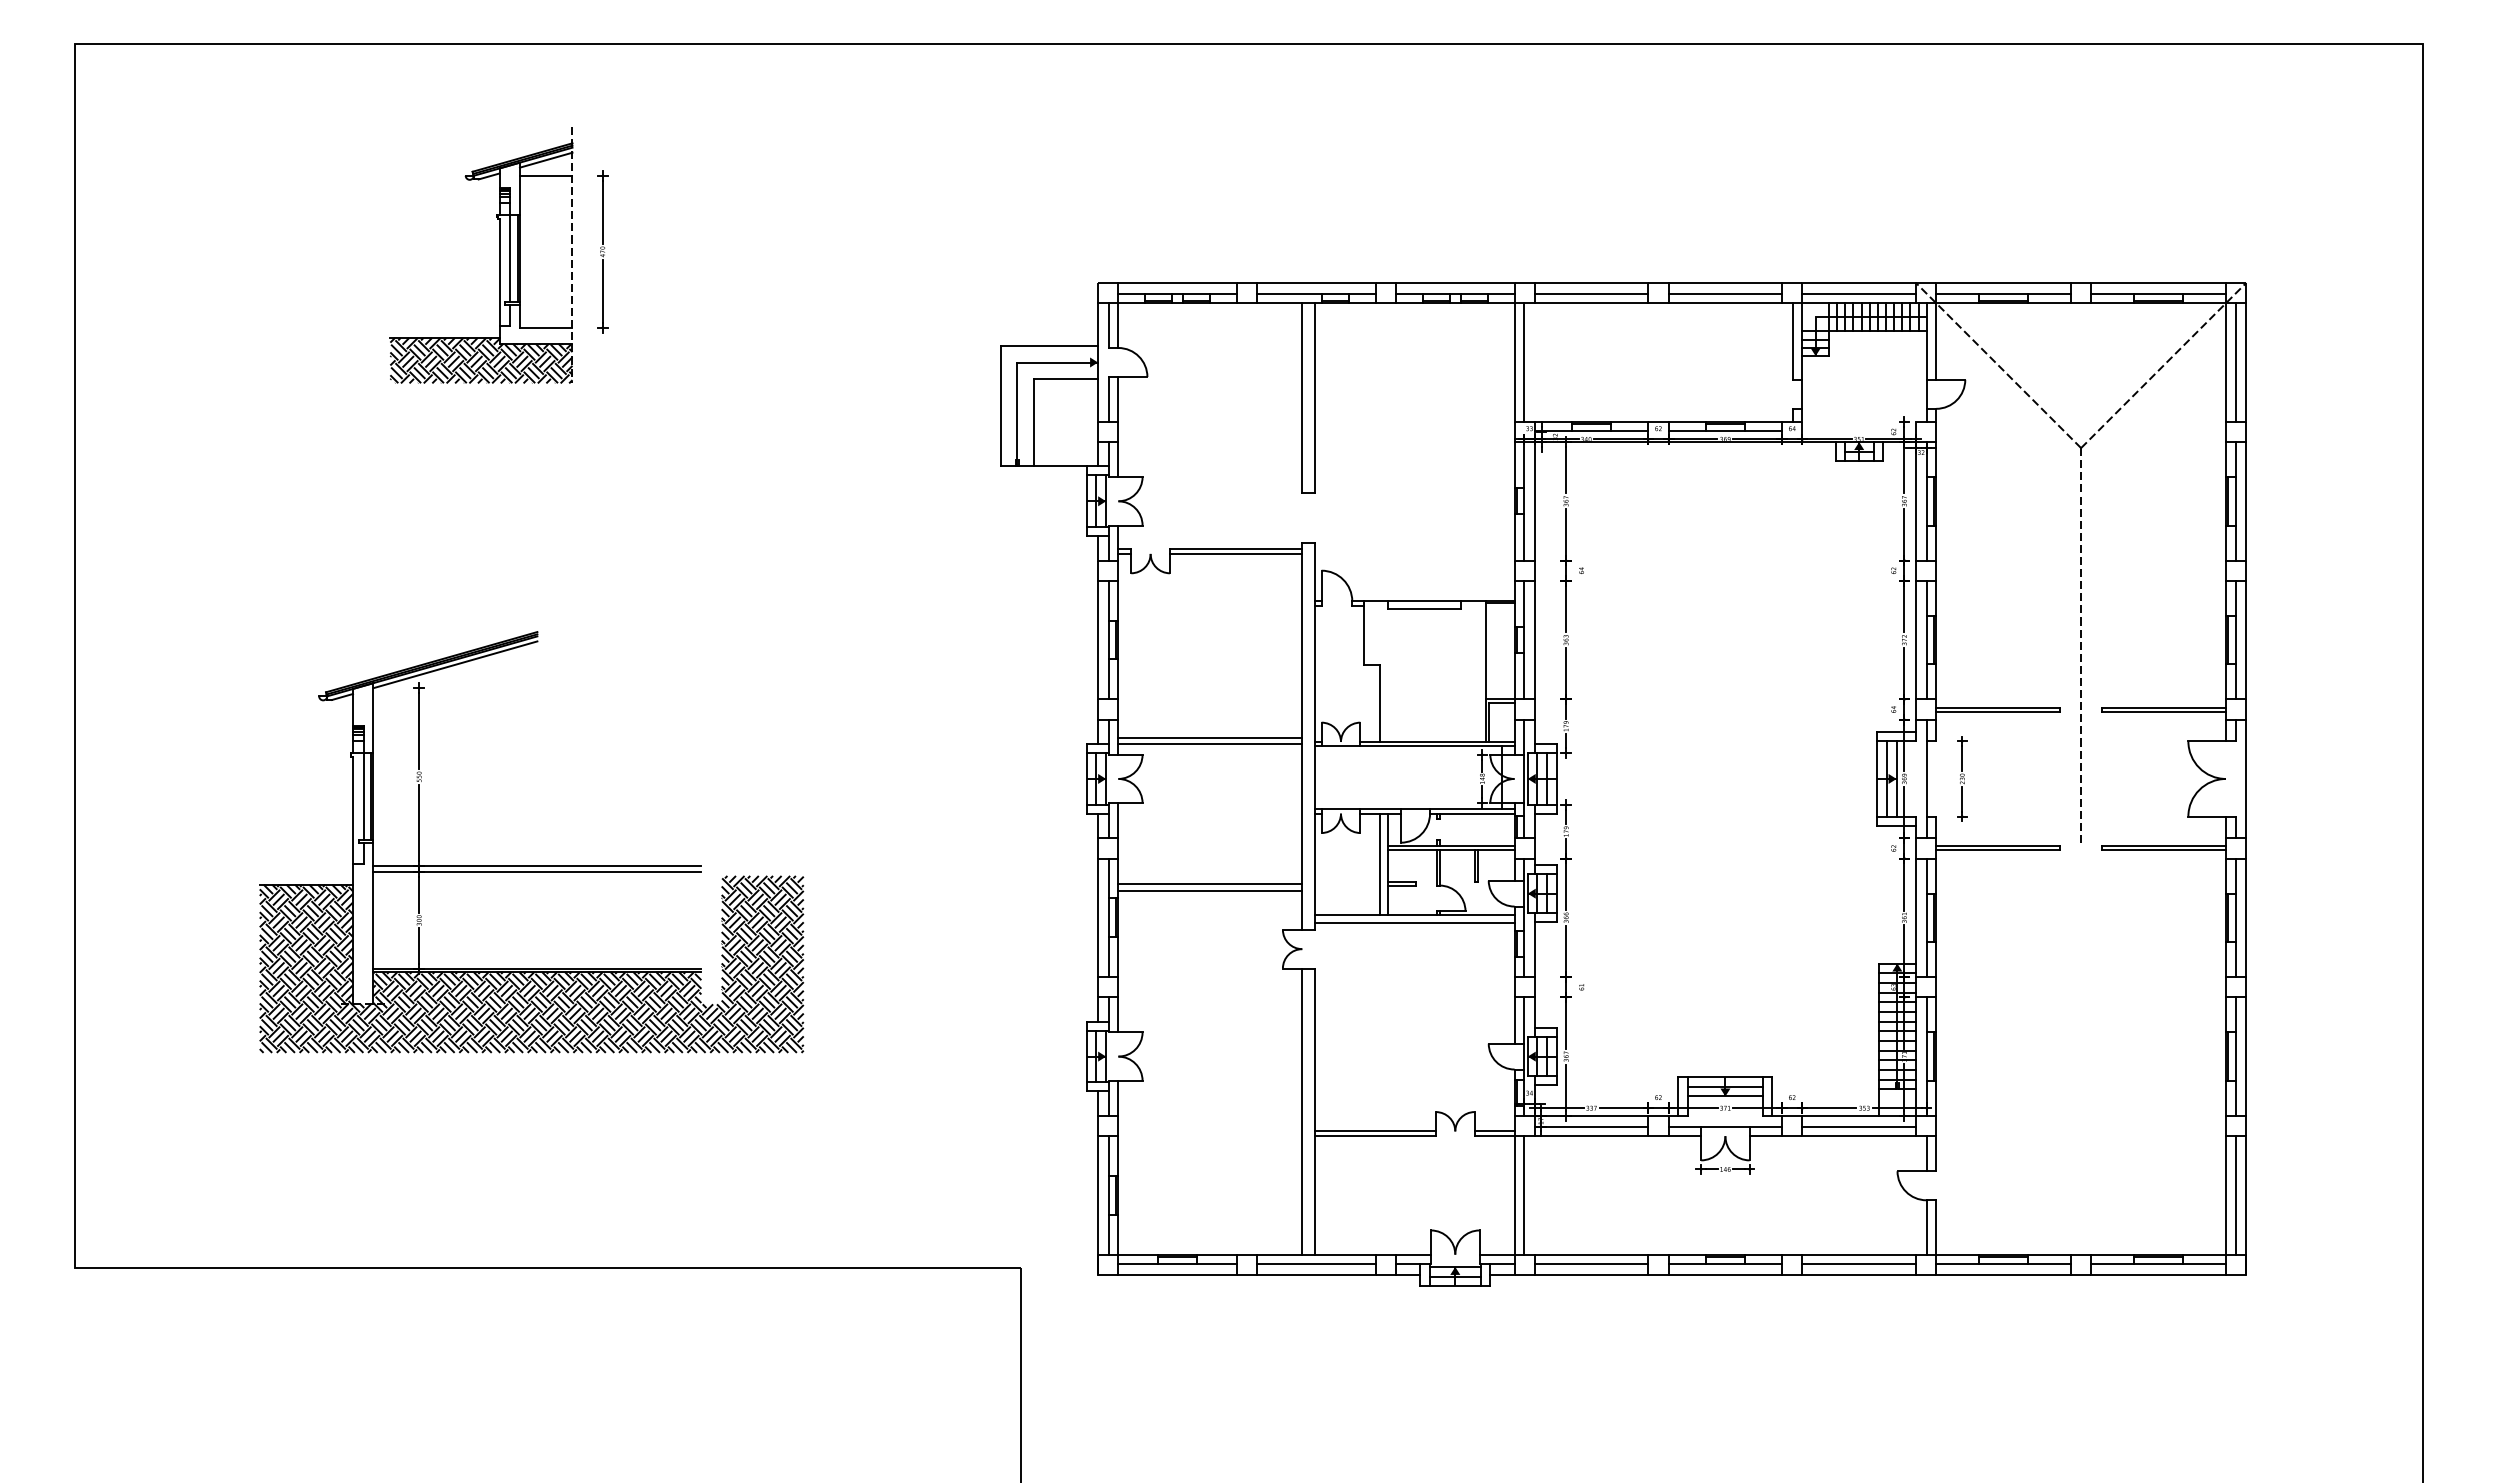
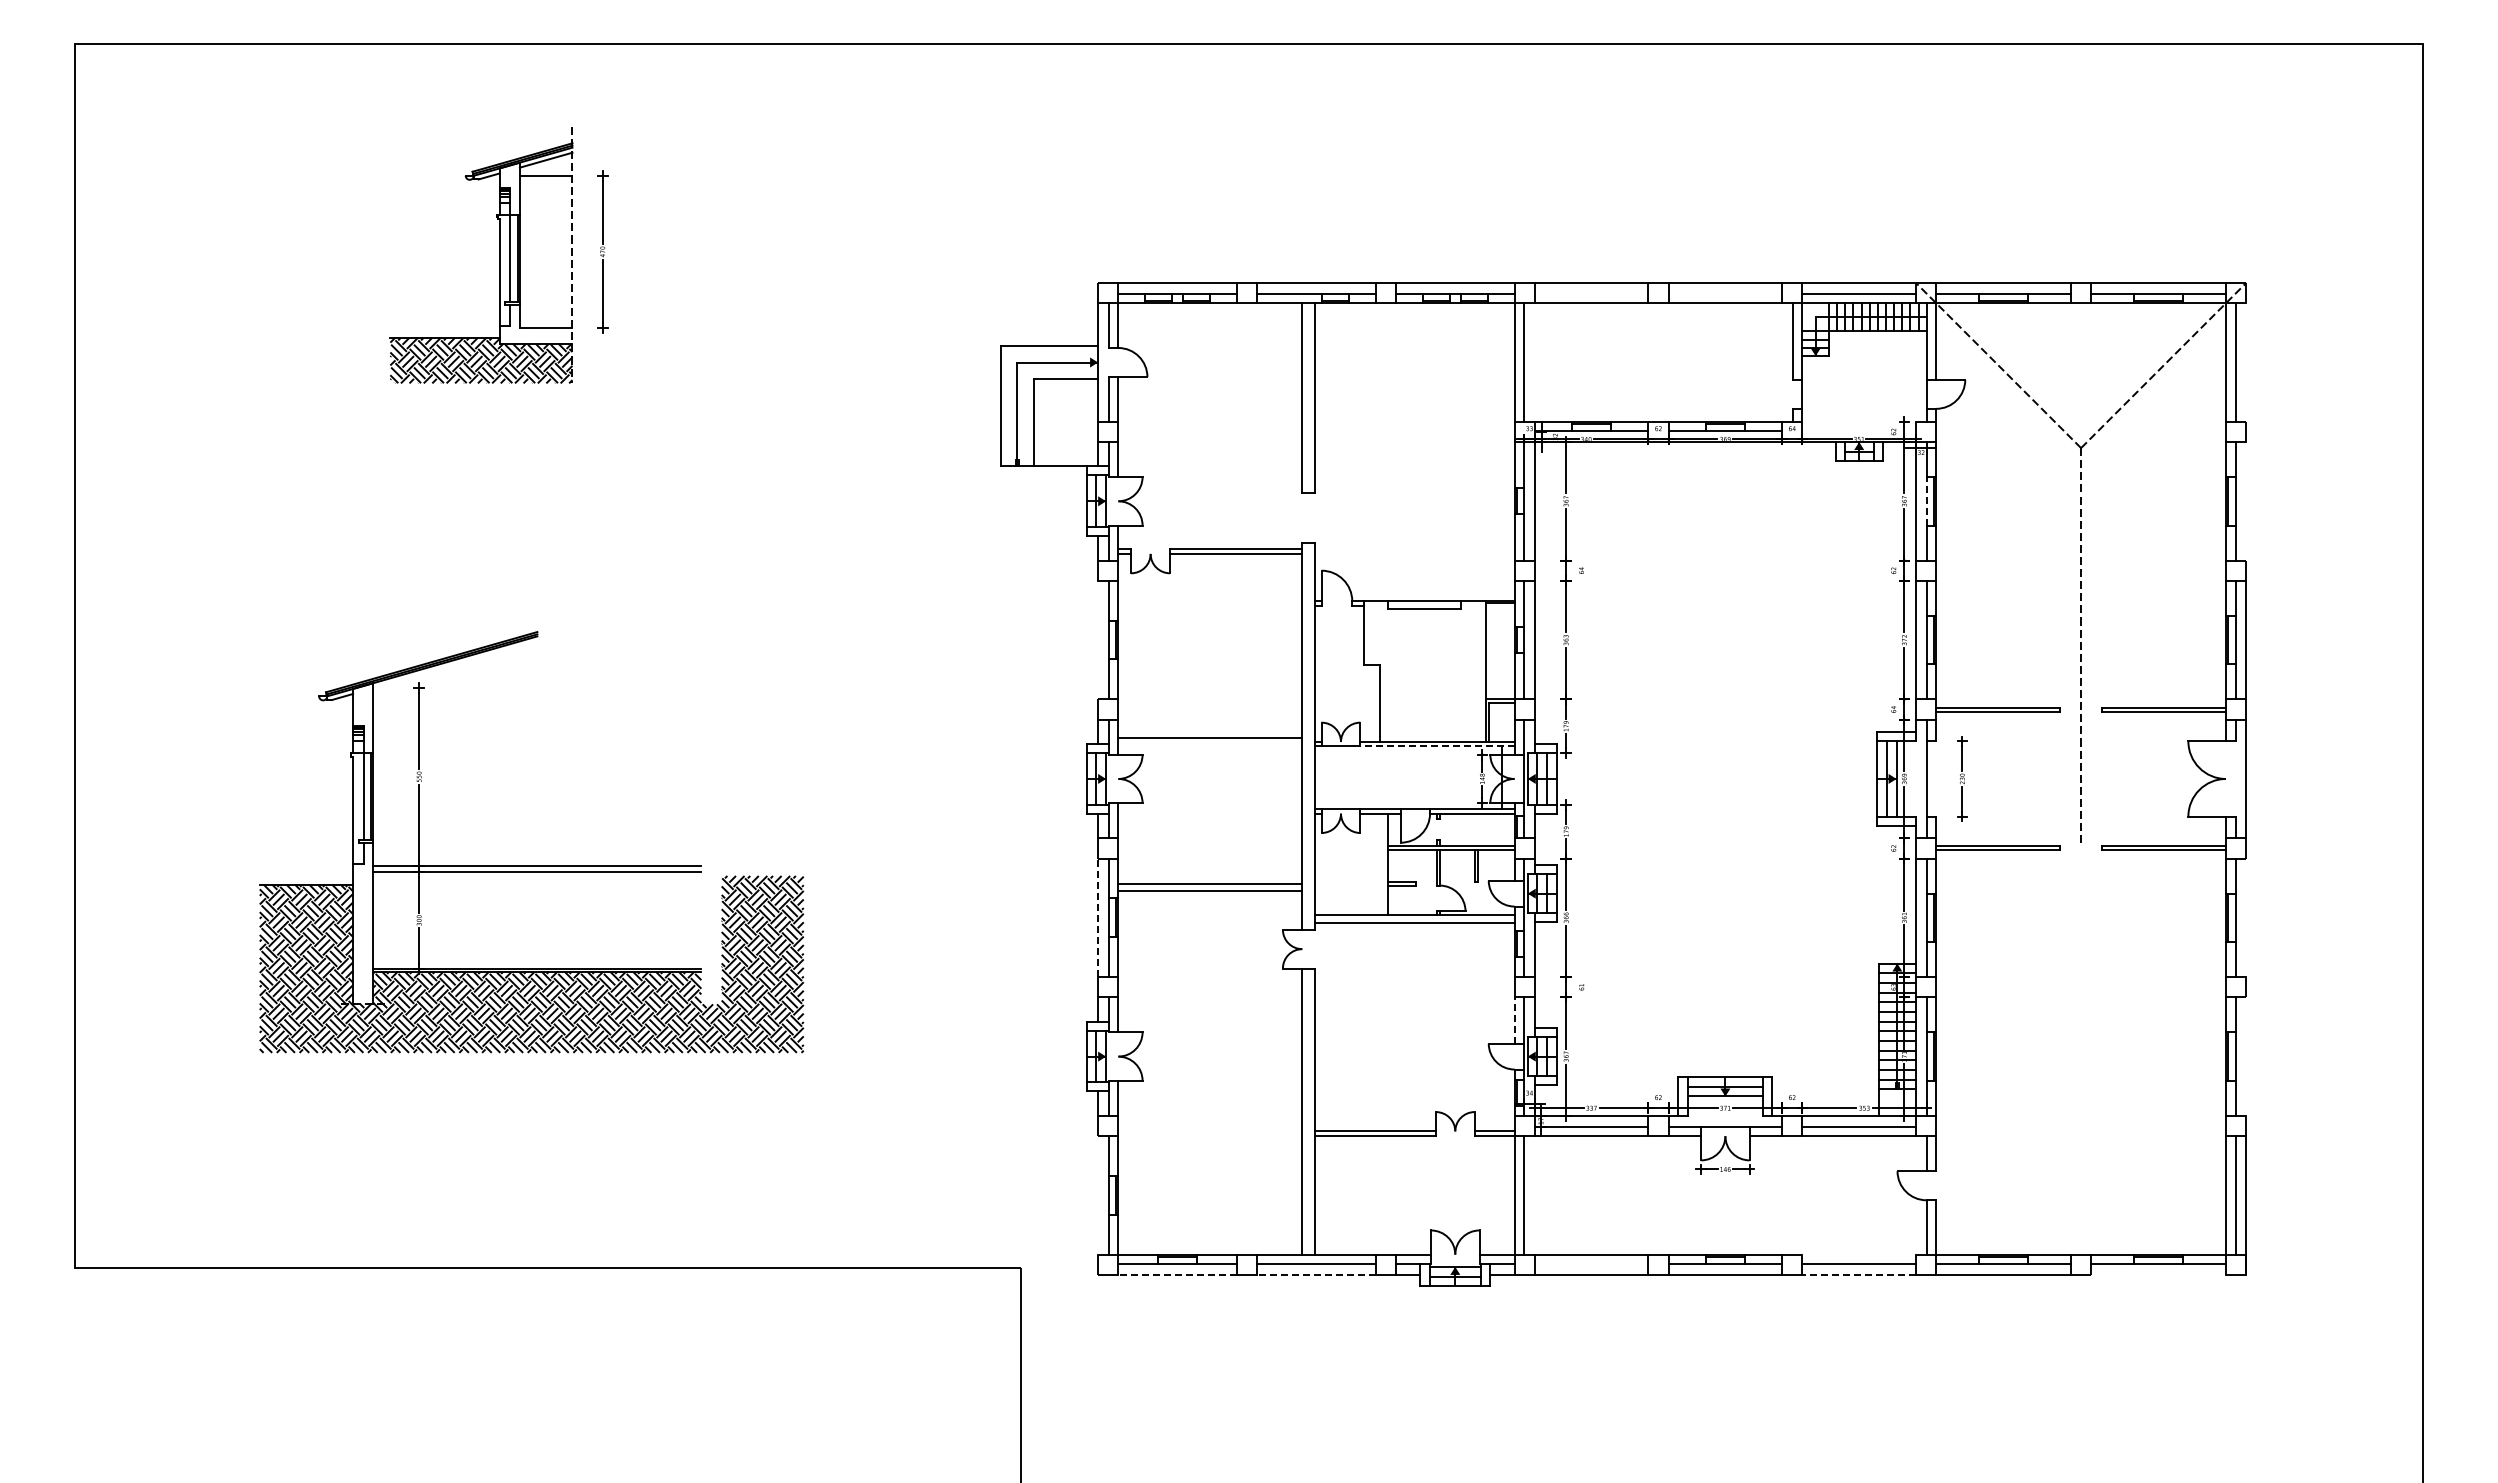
line: present -> none (1591, 293)
line: present -> none (1725, 293)
line: present -> none (2246, 362)
line: solid -> dashed (1926, 500)
line: present -> none (2246, 501)
line: present -> none (1098, 639)
line: present -> none (455, 664)
line: present -> none (1210, 744)
line: solid -> dashed (1436, 746)
line: present -> none (1380, 863)
line: solid -> dashed (1098, 917)
line: present -> none (2246, 917)
line: solid -> dashed (1514, 1020)
line: present -> none (2246, 1056)
line: present -> none (1098, 1205)
line: present -> none (1858, 1254)
line: present -> none (1591, 1264)
line: solid -> dashed (1177, 1275)
line: solid -> dashed (1315, 1275)
line: solid -> dashed (1859, 1275)
line: present -> none (2158, 1275)
